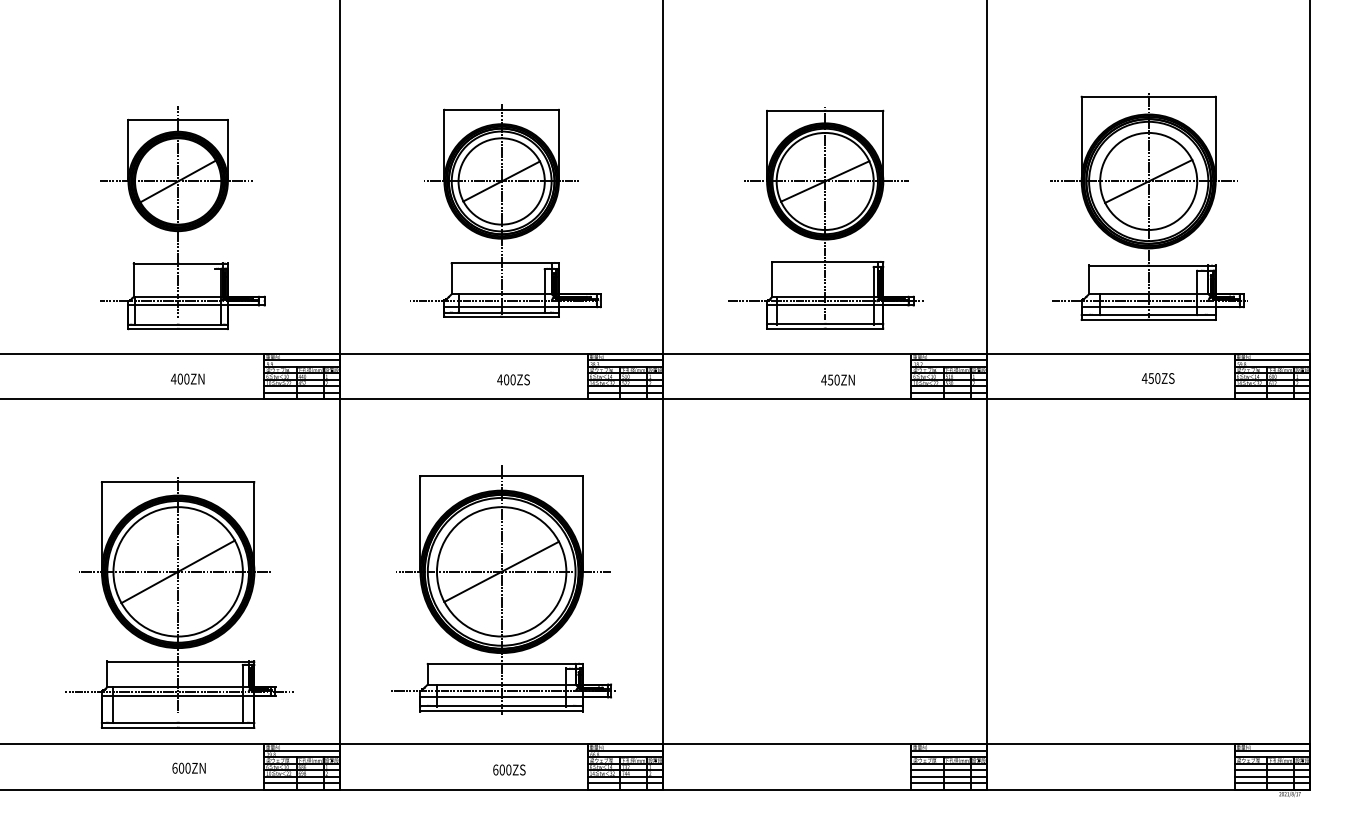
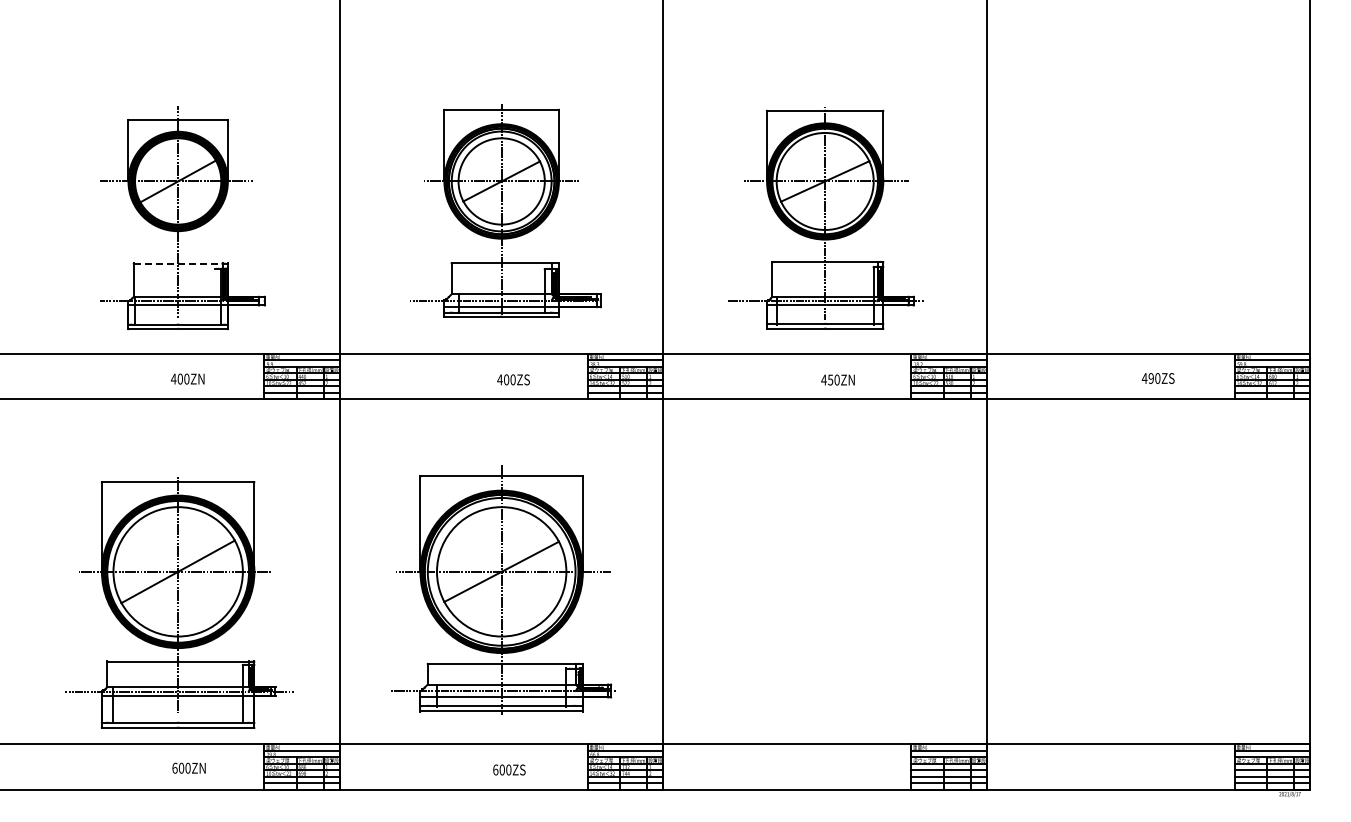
part: present -> none (1148, 206)
line: solid -> dashed (178, 263)
text: 450ZS -> 490ZS (1150, 378)
